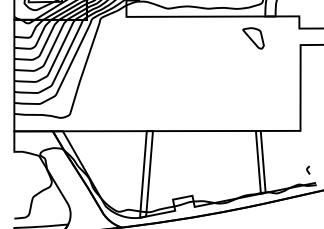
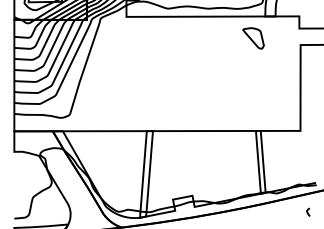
curve position: (308, 168) -> (308, 210) (308, 210)
